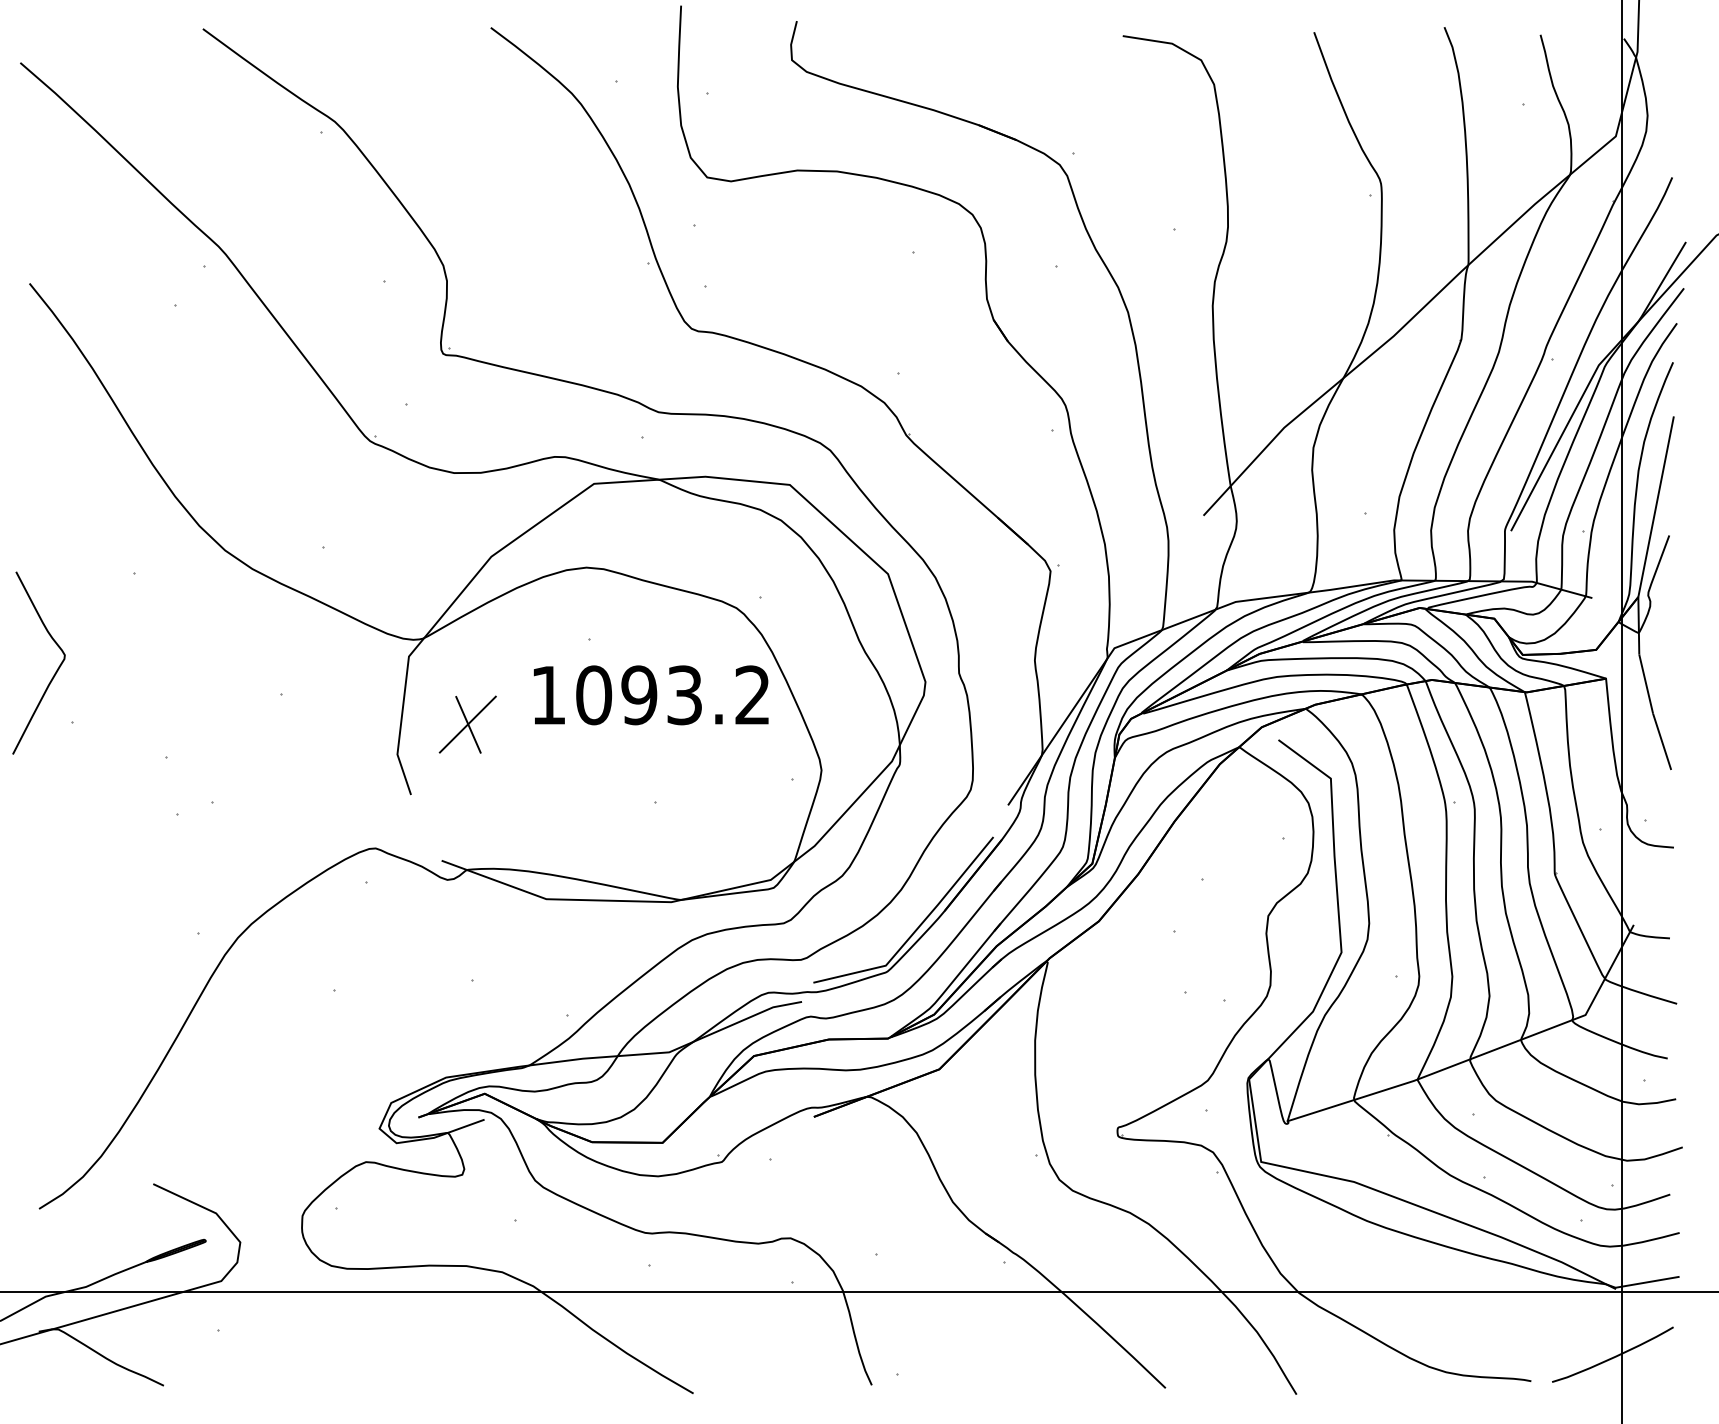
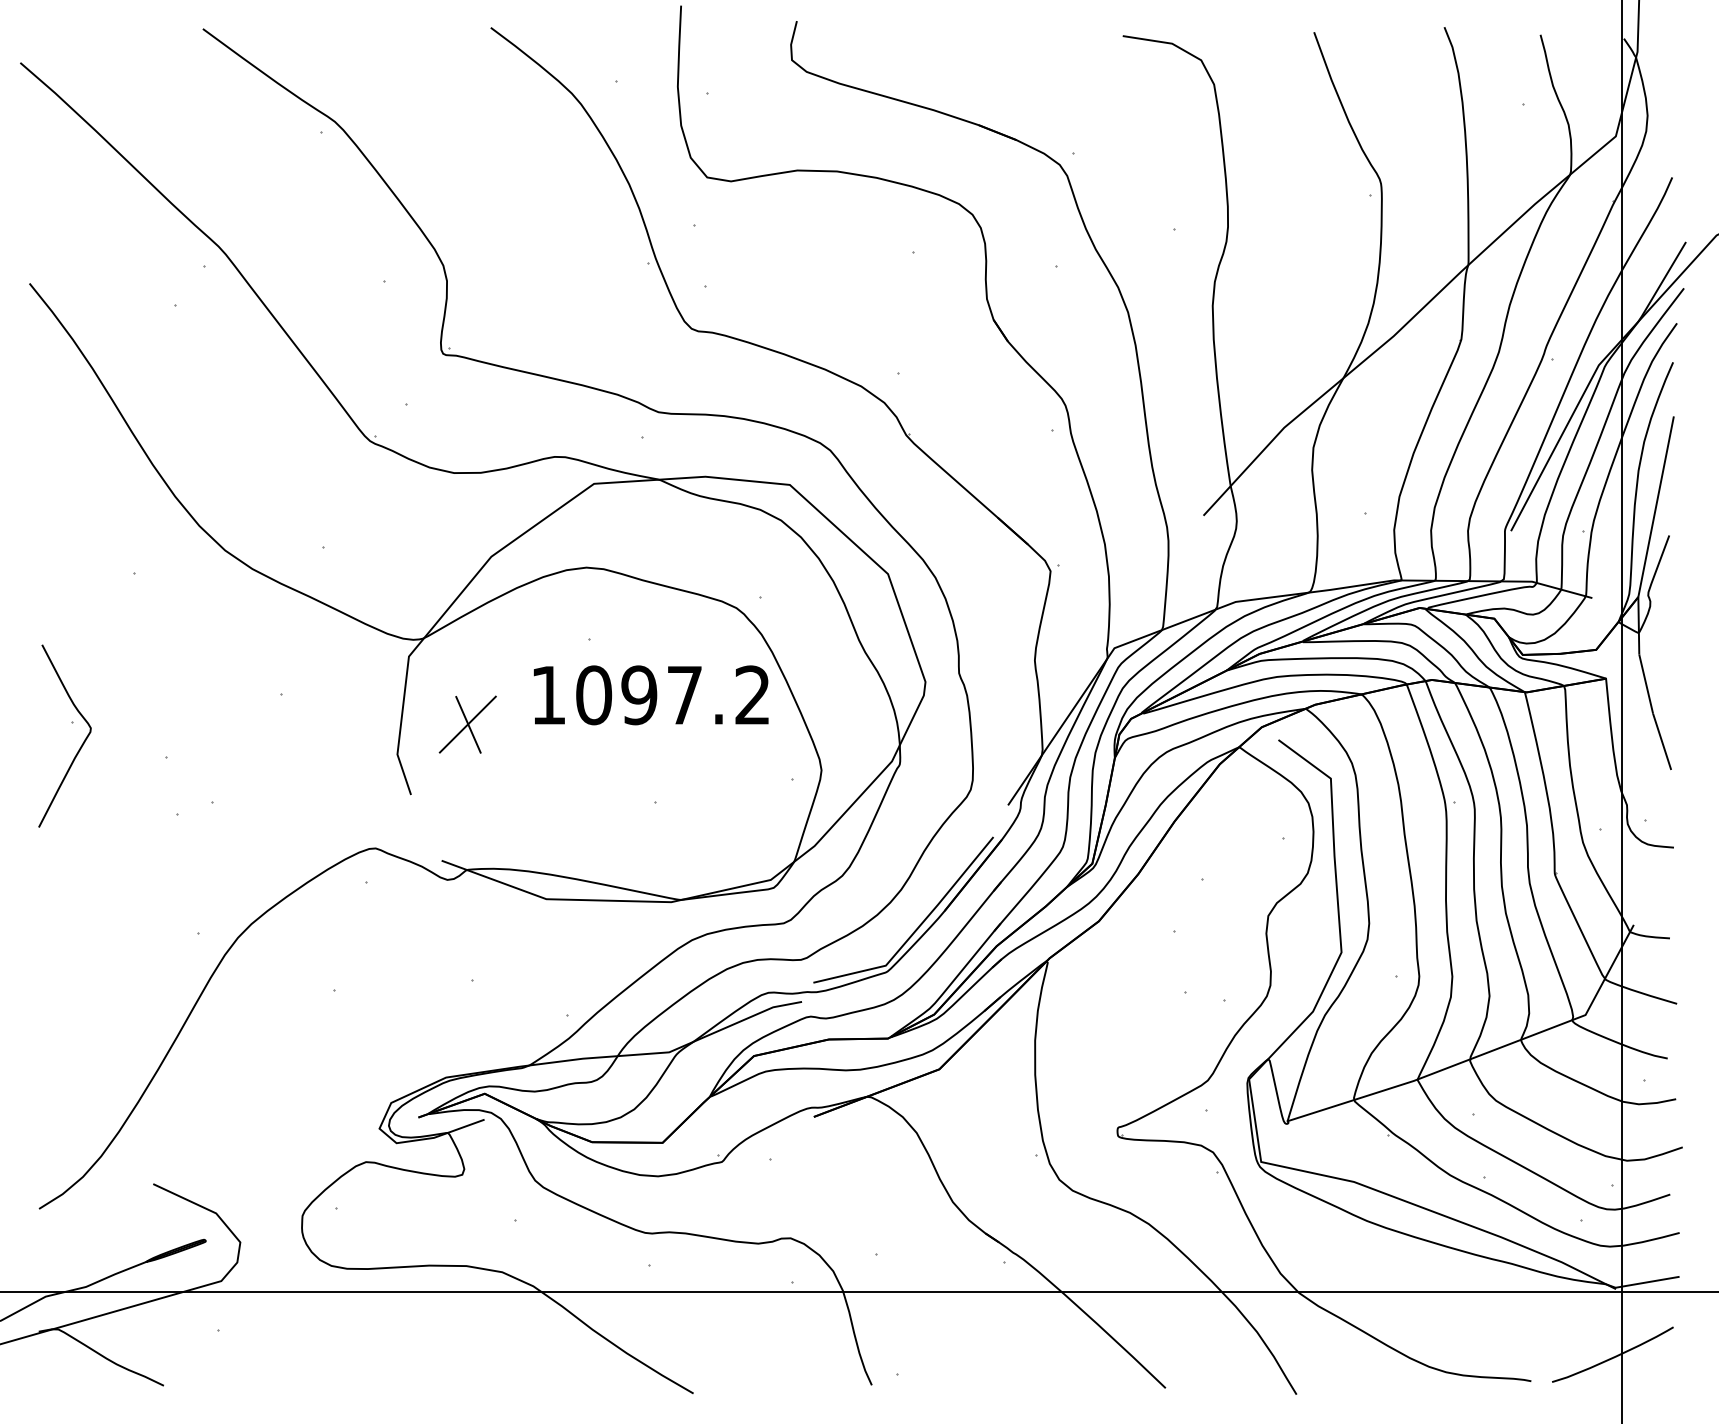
curve position: (55, 671) -> (81, 744) (81, 744)
text: 1093.2 -> 1097.2 (684, 695)
